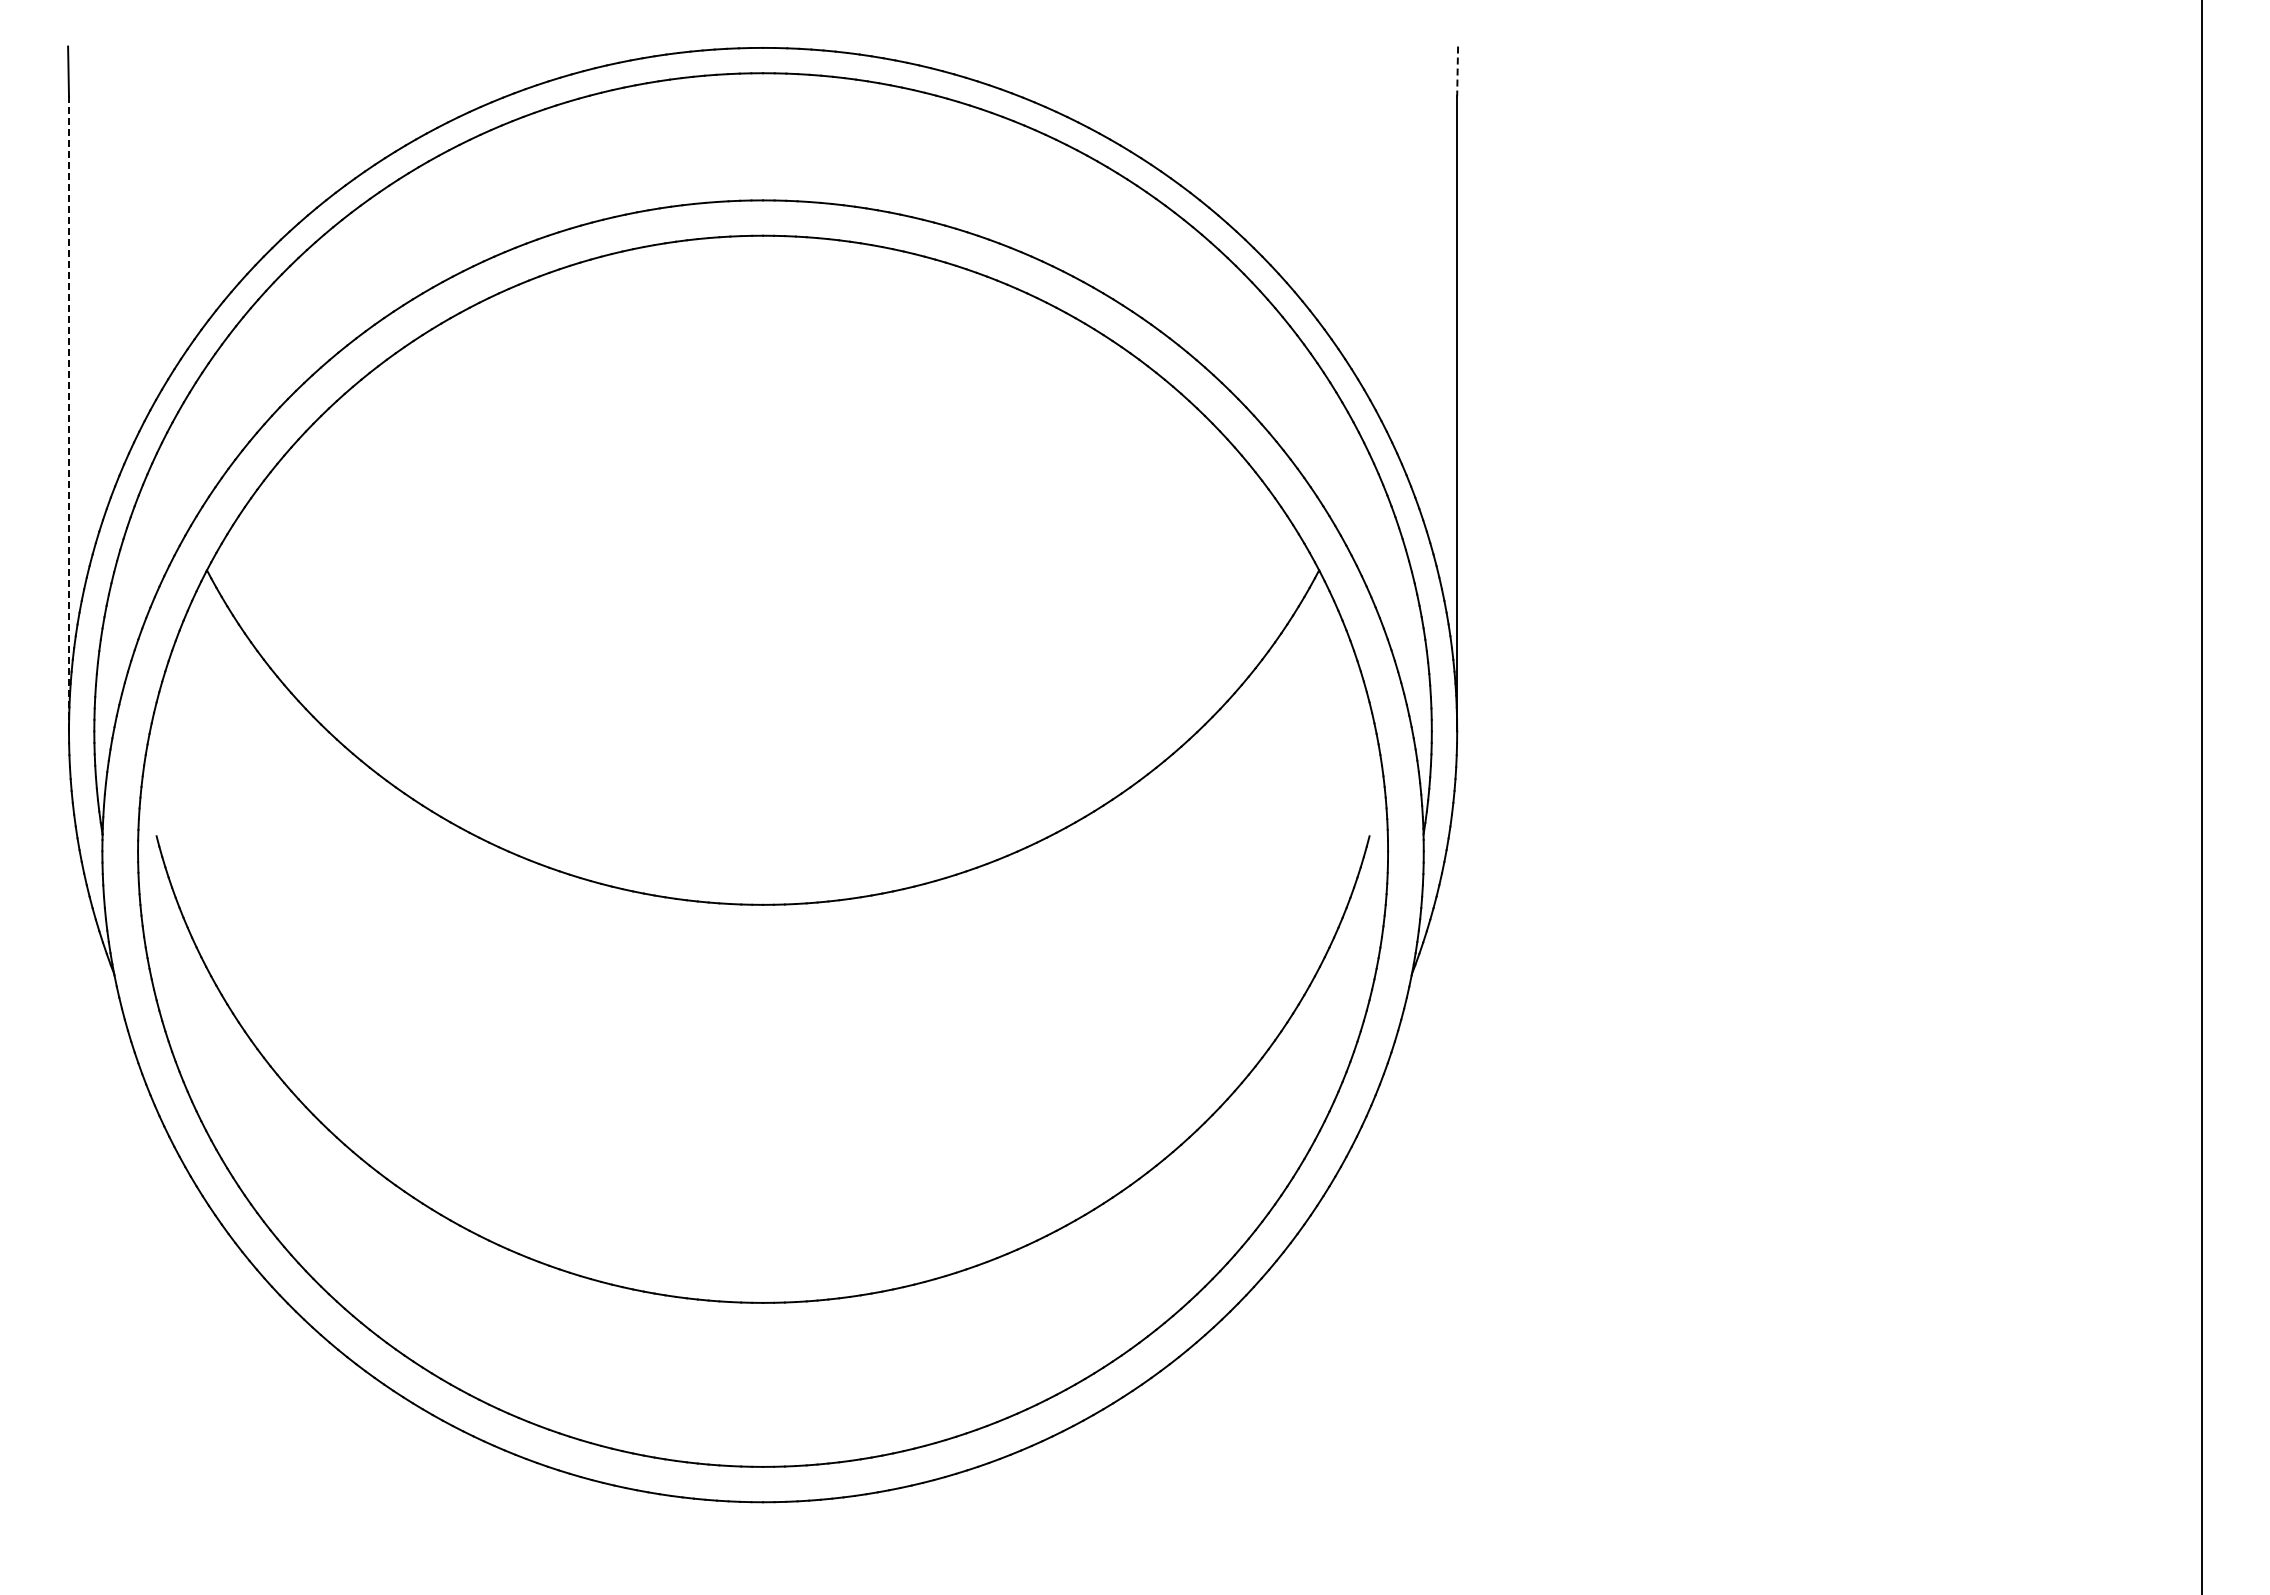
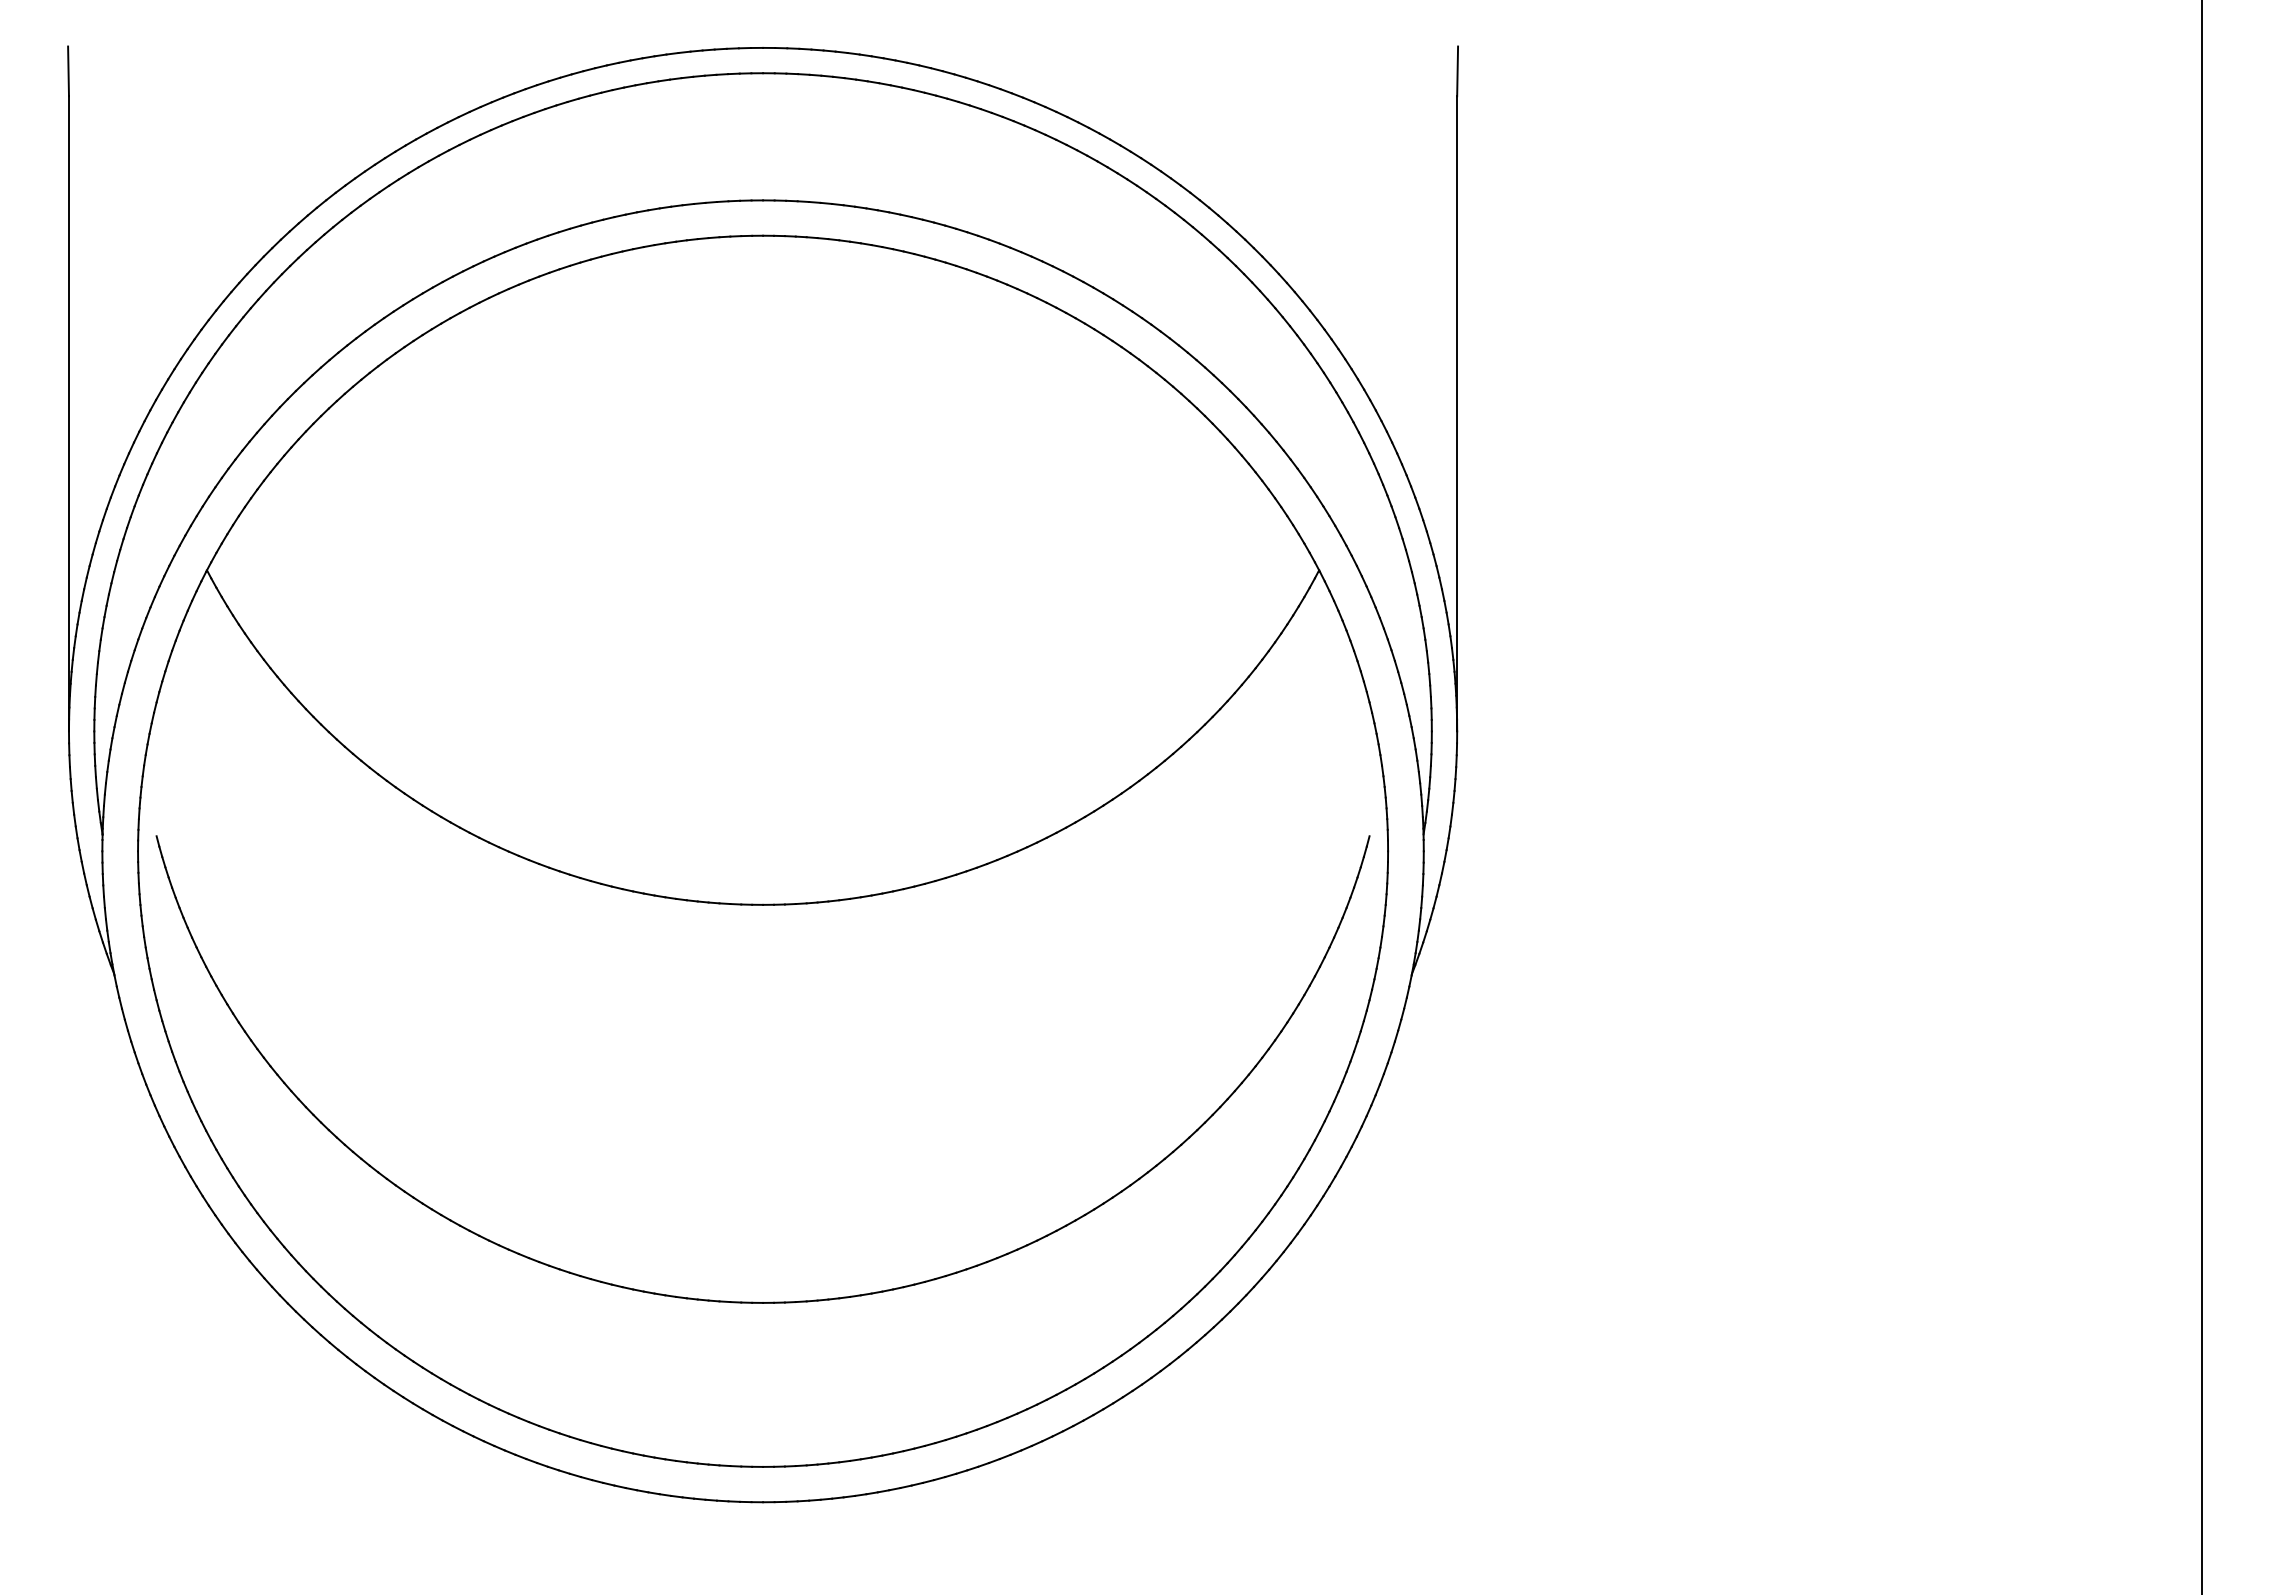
line: dashed -> solid (1457, 71)
line: dashed -> solid (68, 413)
